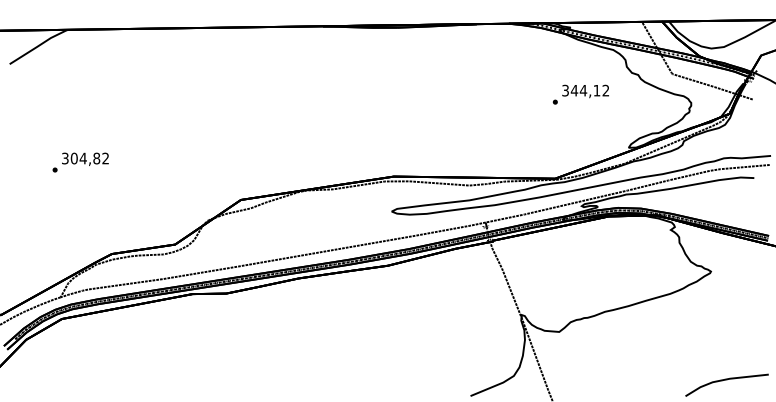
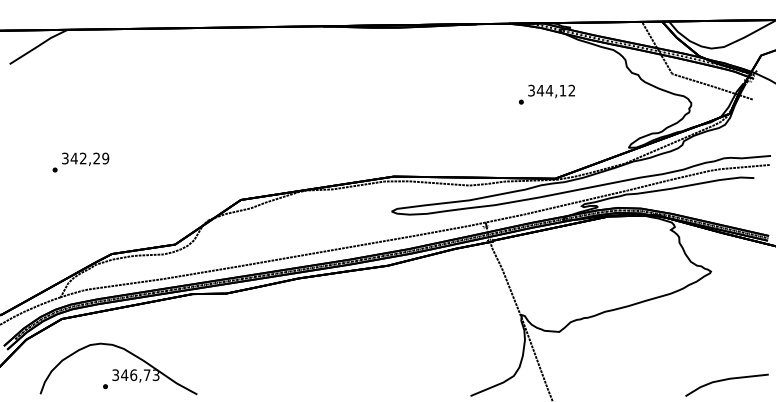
text position: (580, 94) -> (546, 94) (546, 94)
text: 304,82 -> 342,29 (89, 158)
part: none -> present (118, 368)
